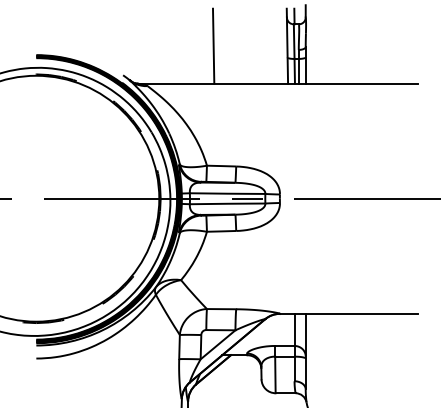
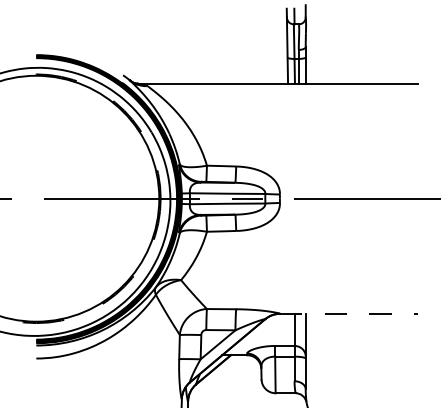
line: present -> none (213, 45)
line: solid -> dashed (349, 313)
